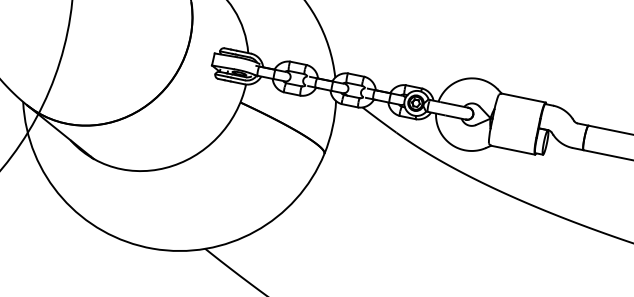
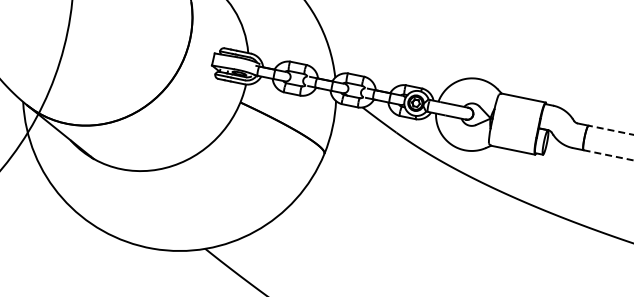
line: solid -> dashed (611, 130)
line: solid -> dashed (609, 155)
